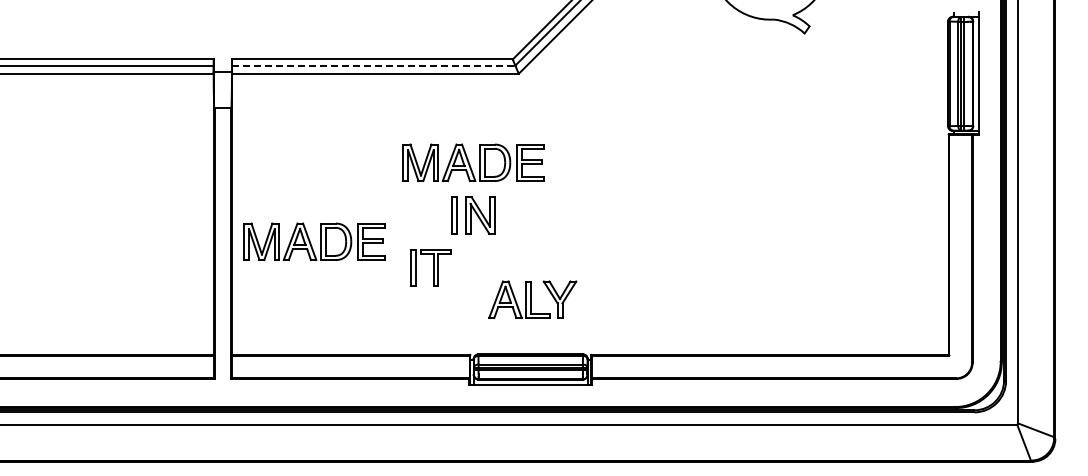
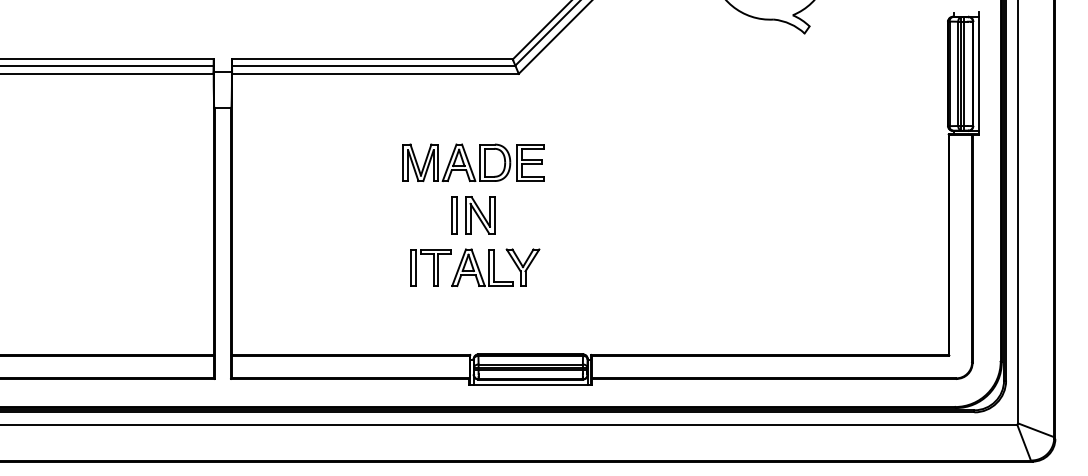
line: dashed -> solid (373, 65)
part: present -> none (314, 241)
part position: (532, 299) -> (495, 267) (495, 267)
